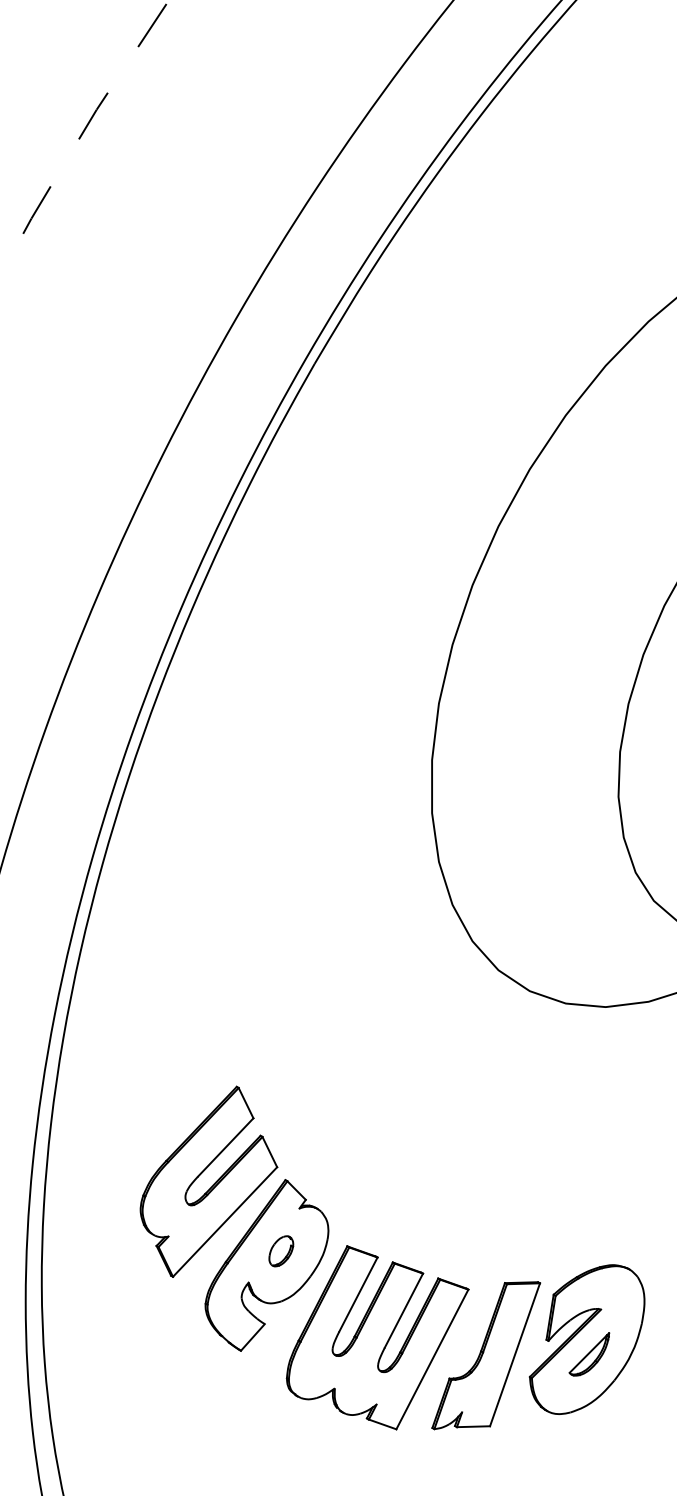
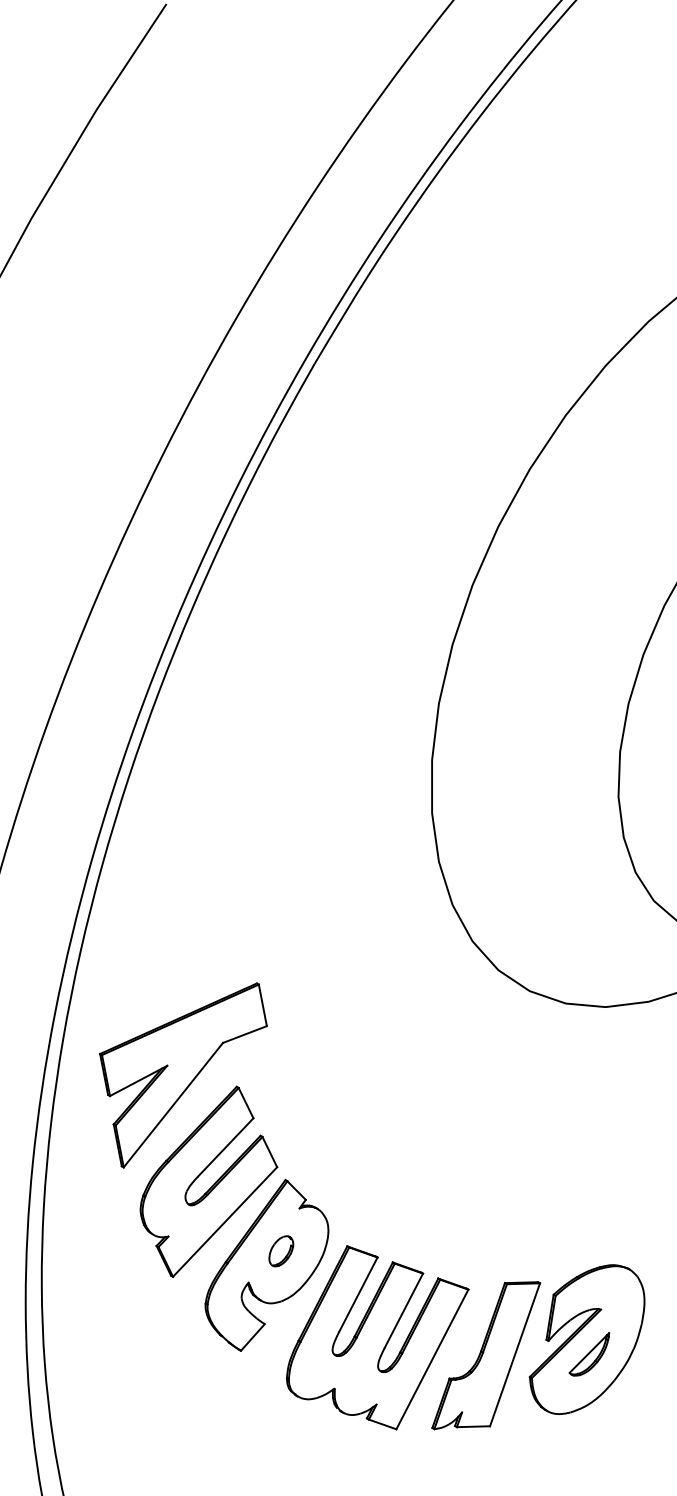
line: dashed -> solid (79, 137)
part: none -> present (183, 1075)
